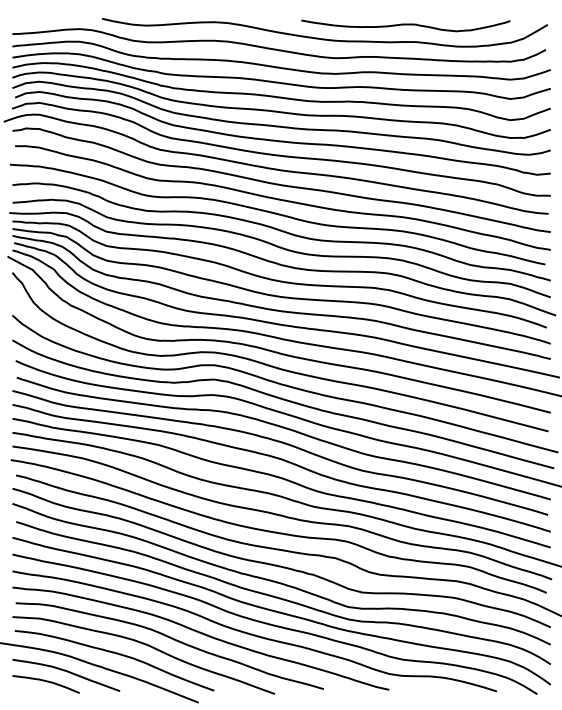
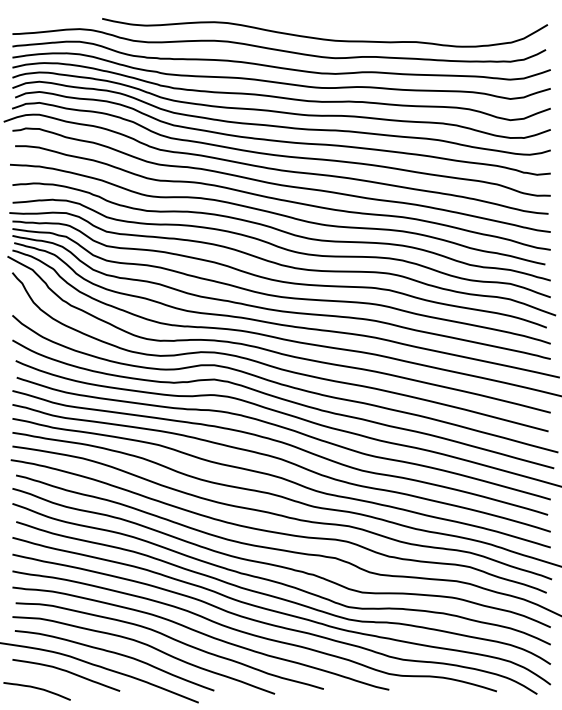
curve: present -> none (405, 25)
curve position: (46, 682) -> (37, 689) (37, 689)
